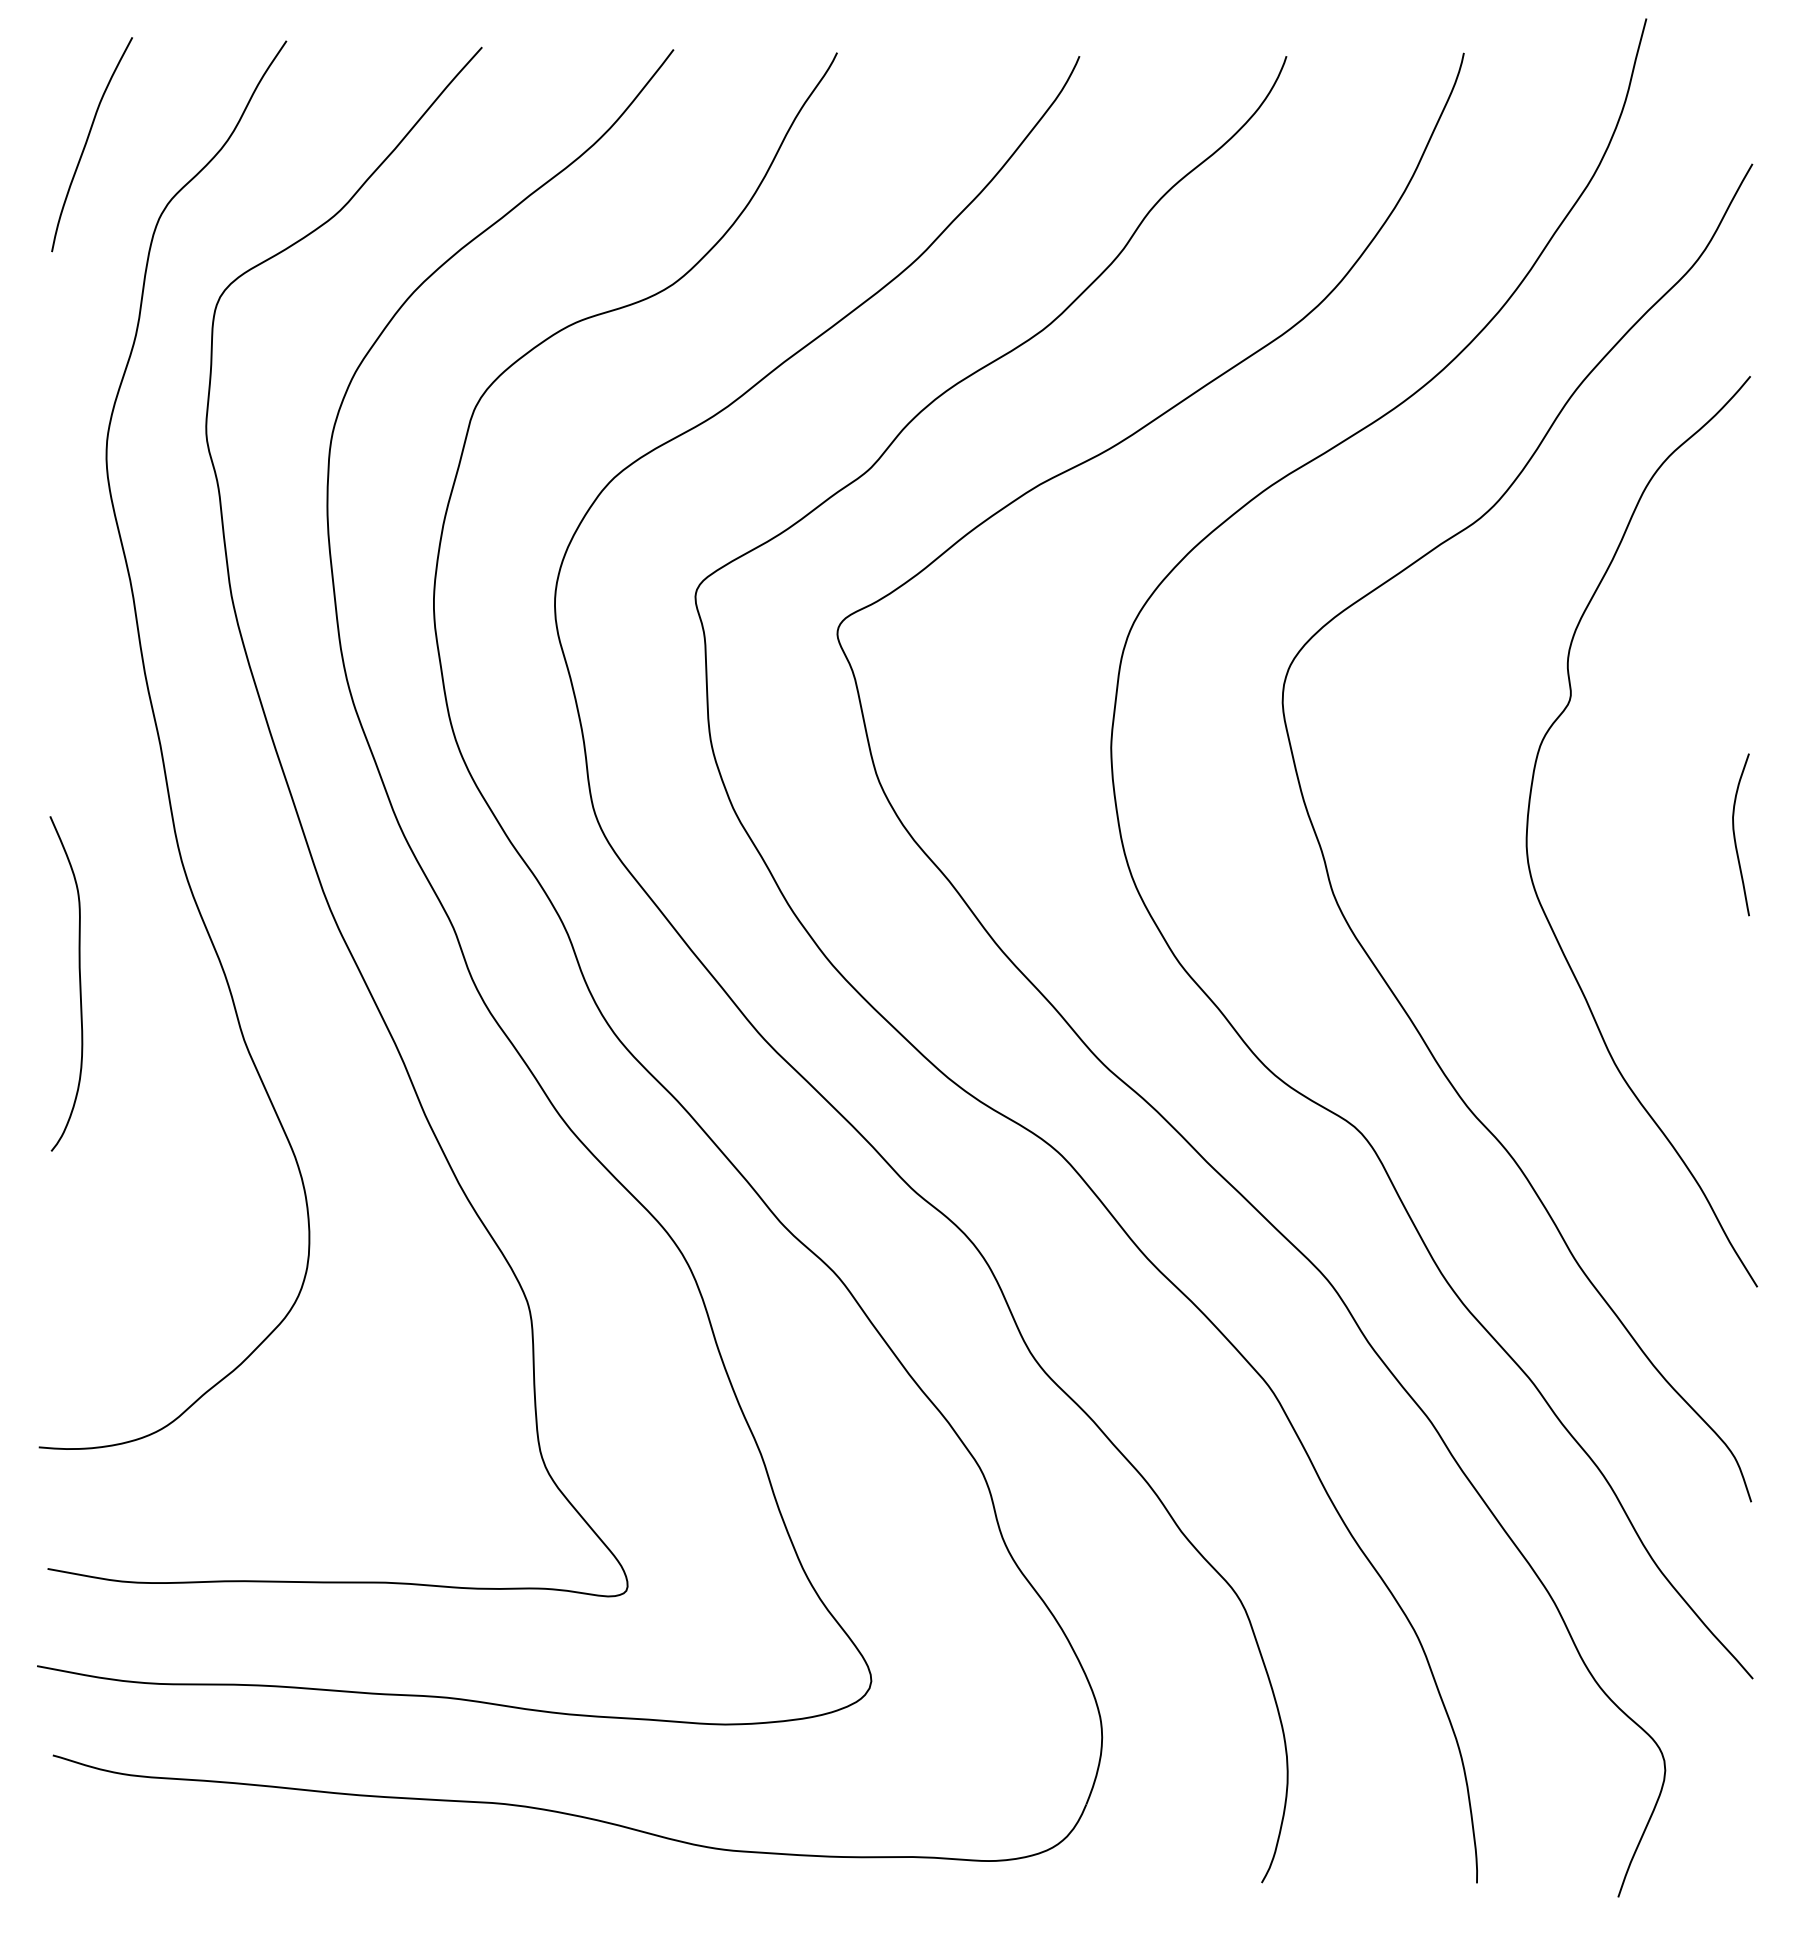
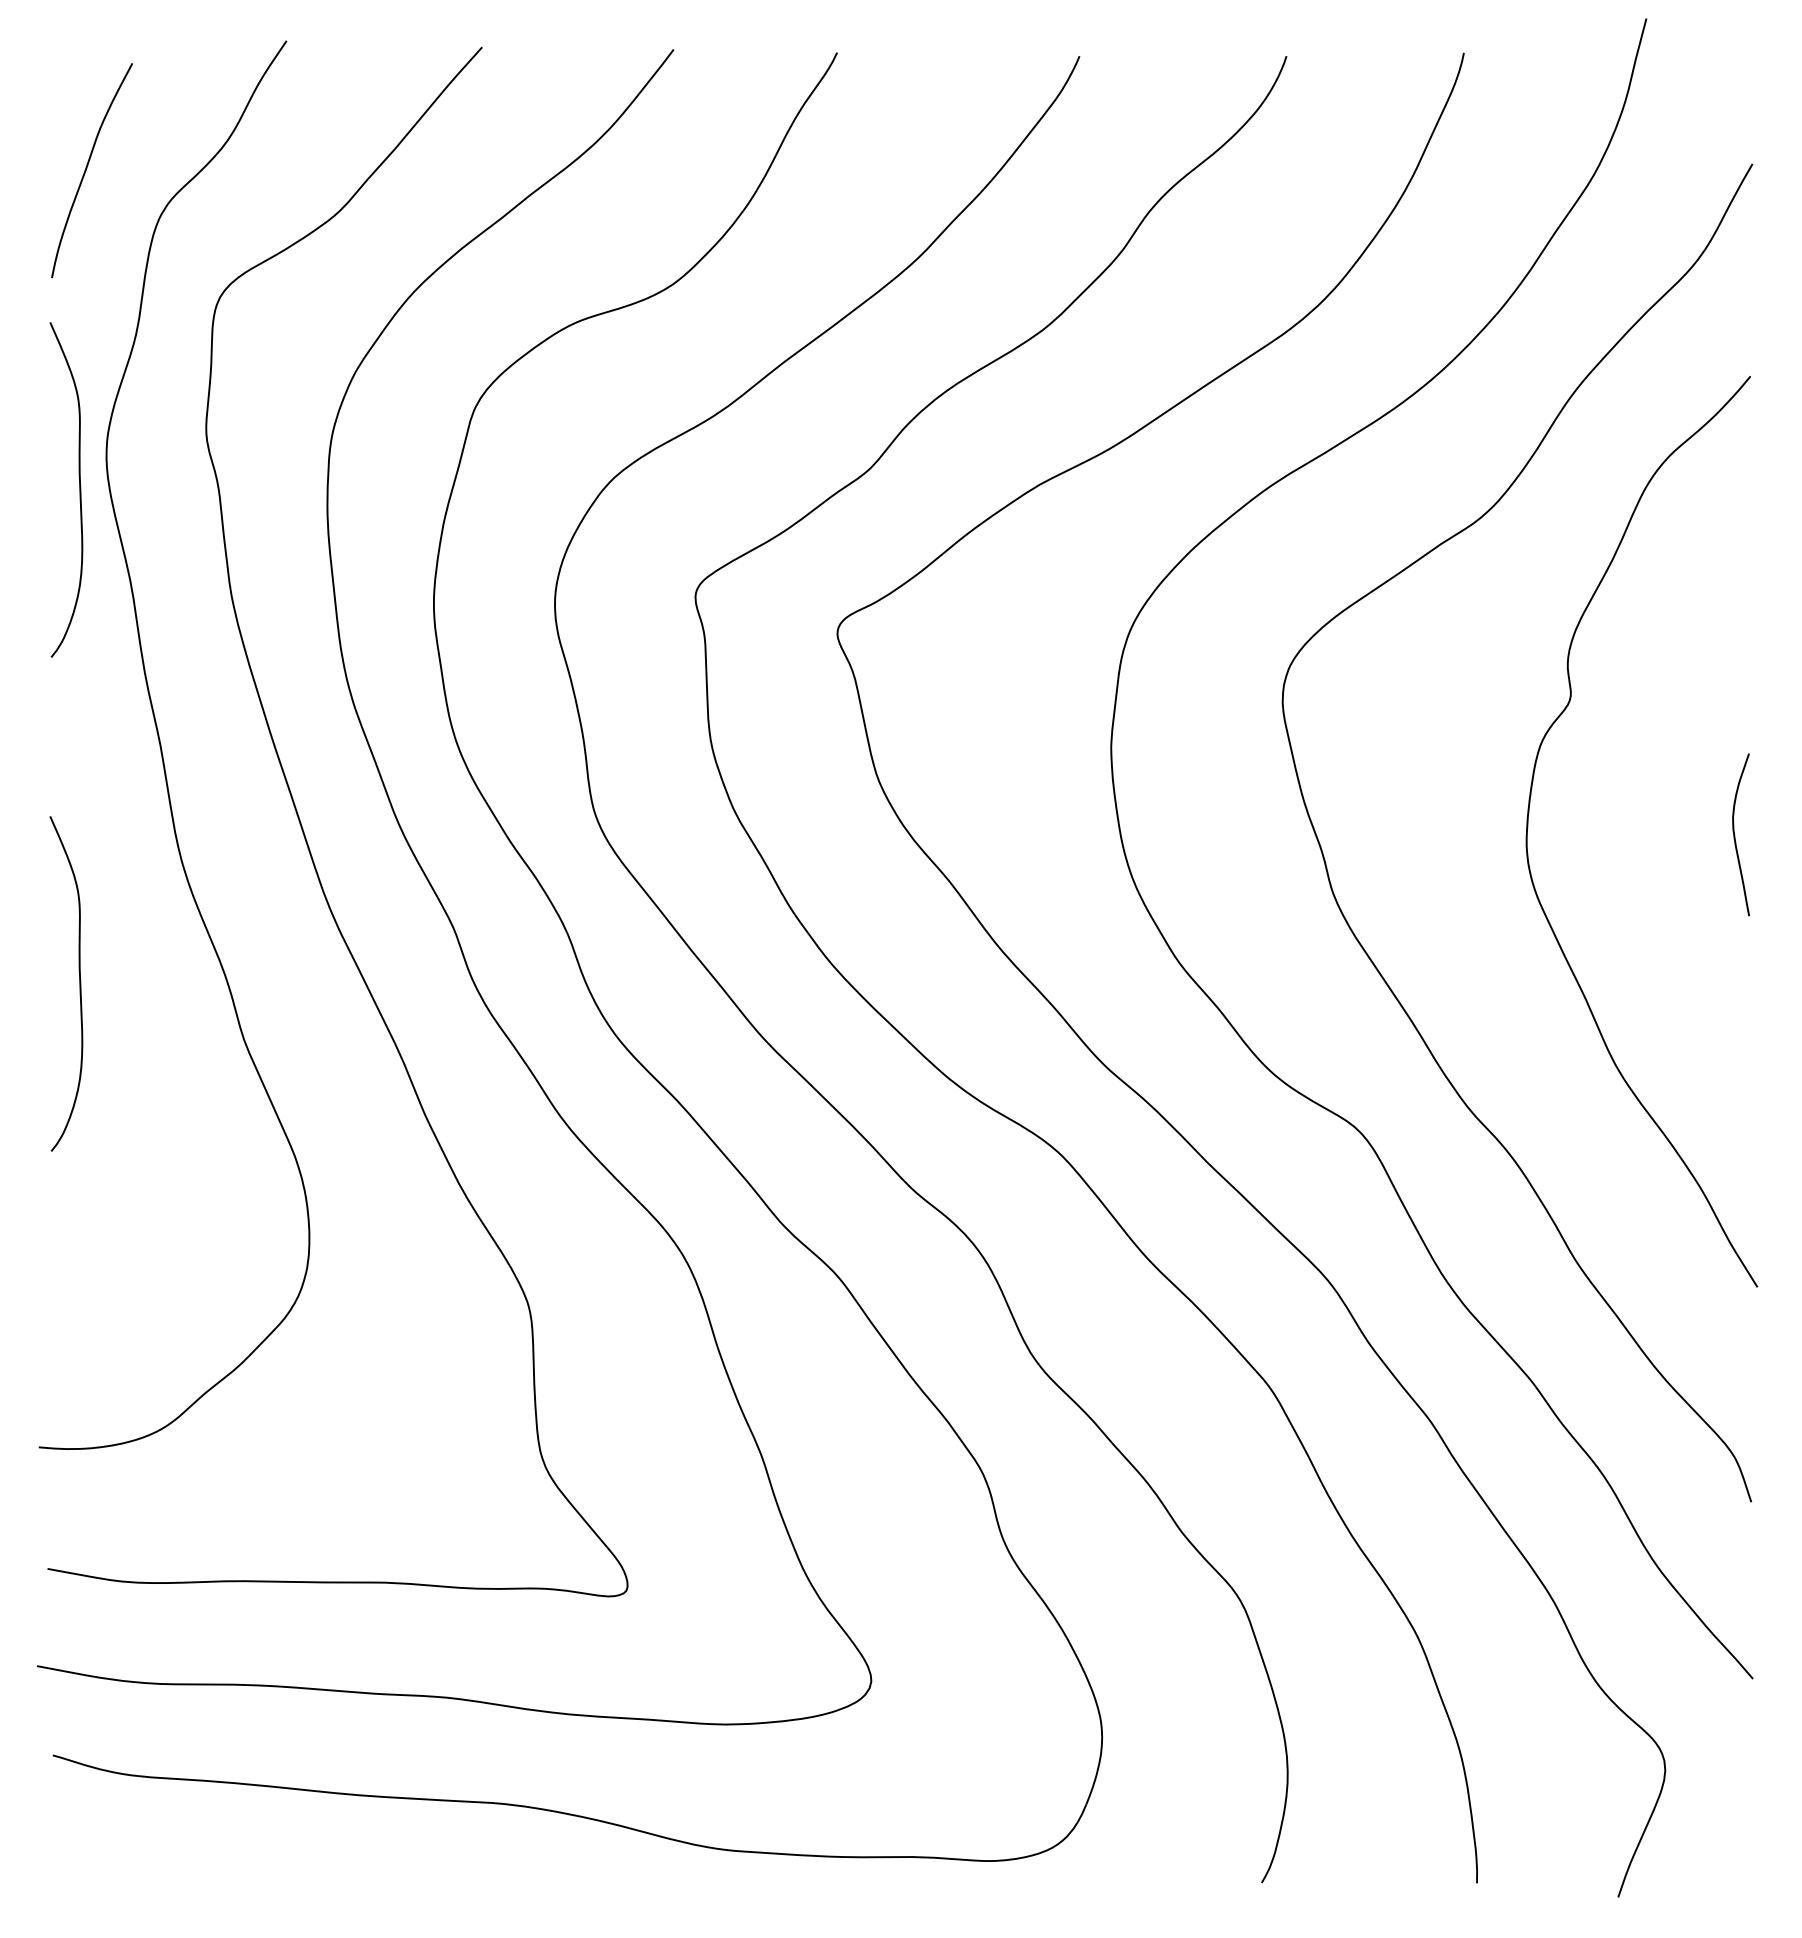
curve position: (87, 142) -> (87, 168) (87, 168)
curve: none -> present (79, 489)
